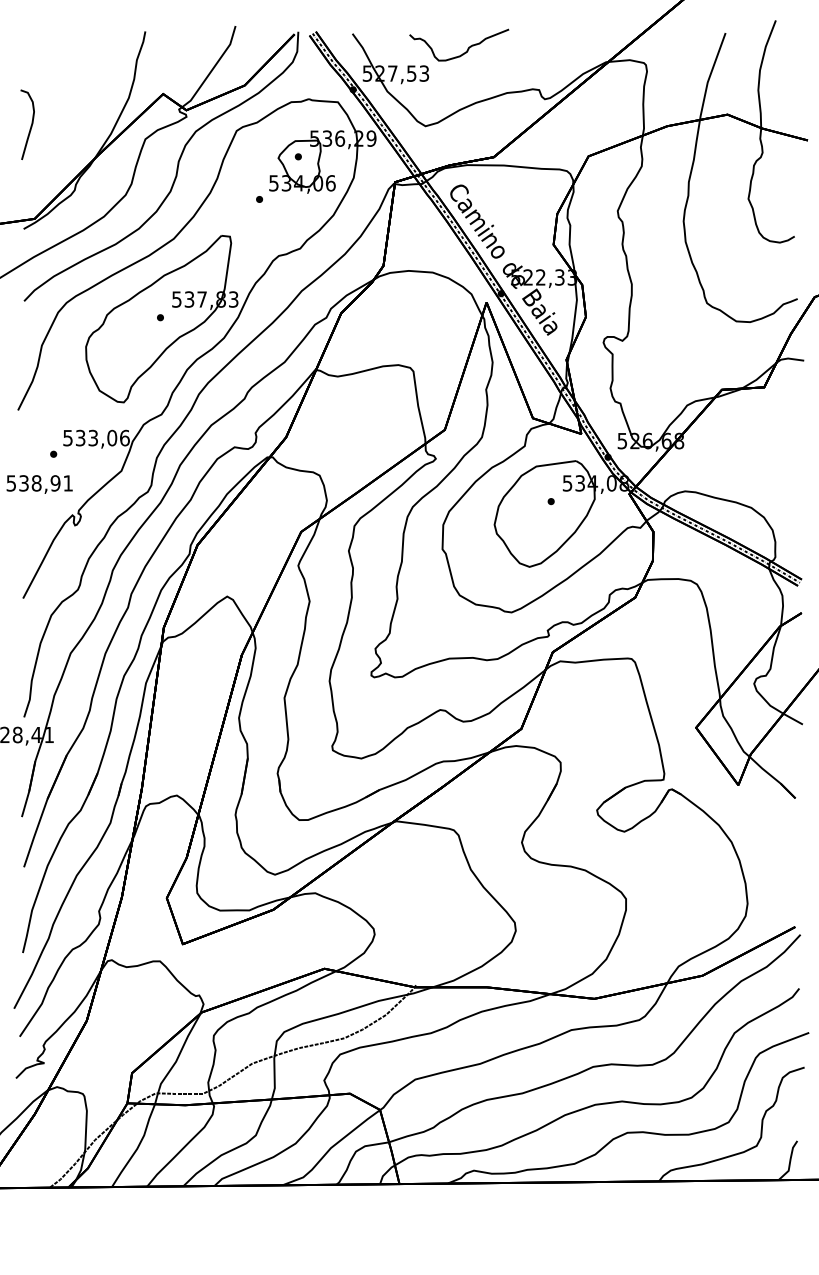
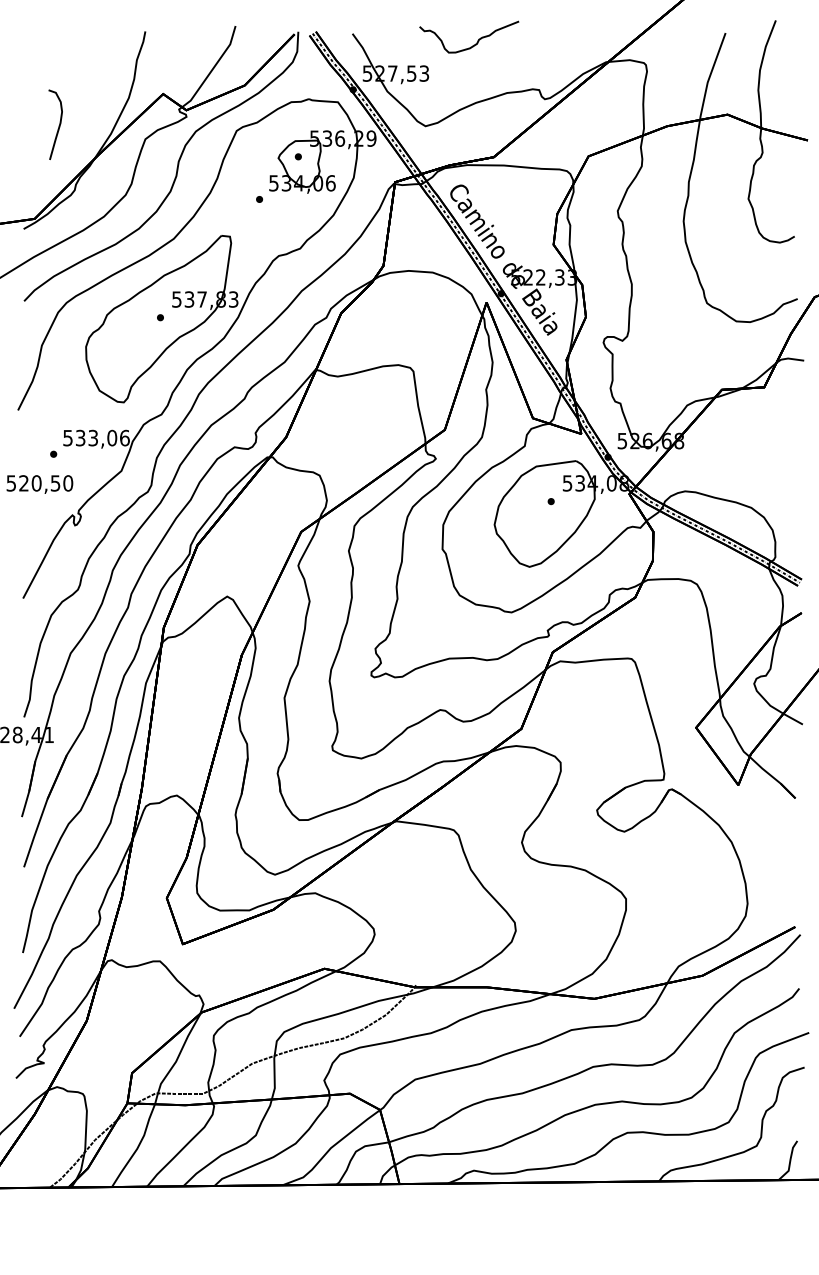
curve position: (467, 48) -> (477, 40) (477, 40)
curve position: (30, 125) -> (58, 125) (58, 125)
text: 538,91 -> 520,50 (46, 483)
